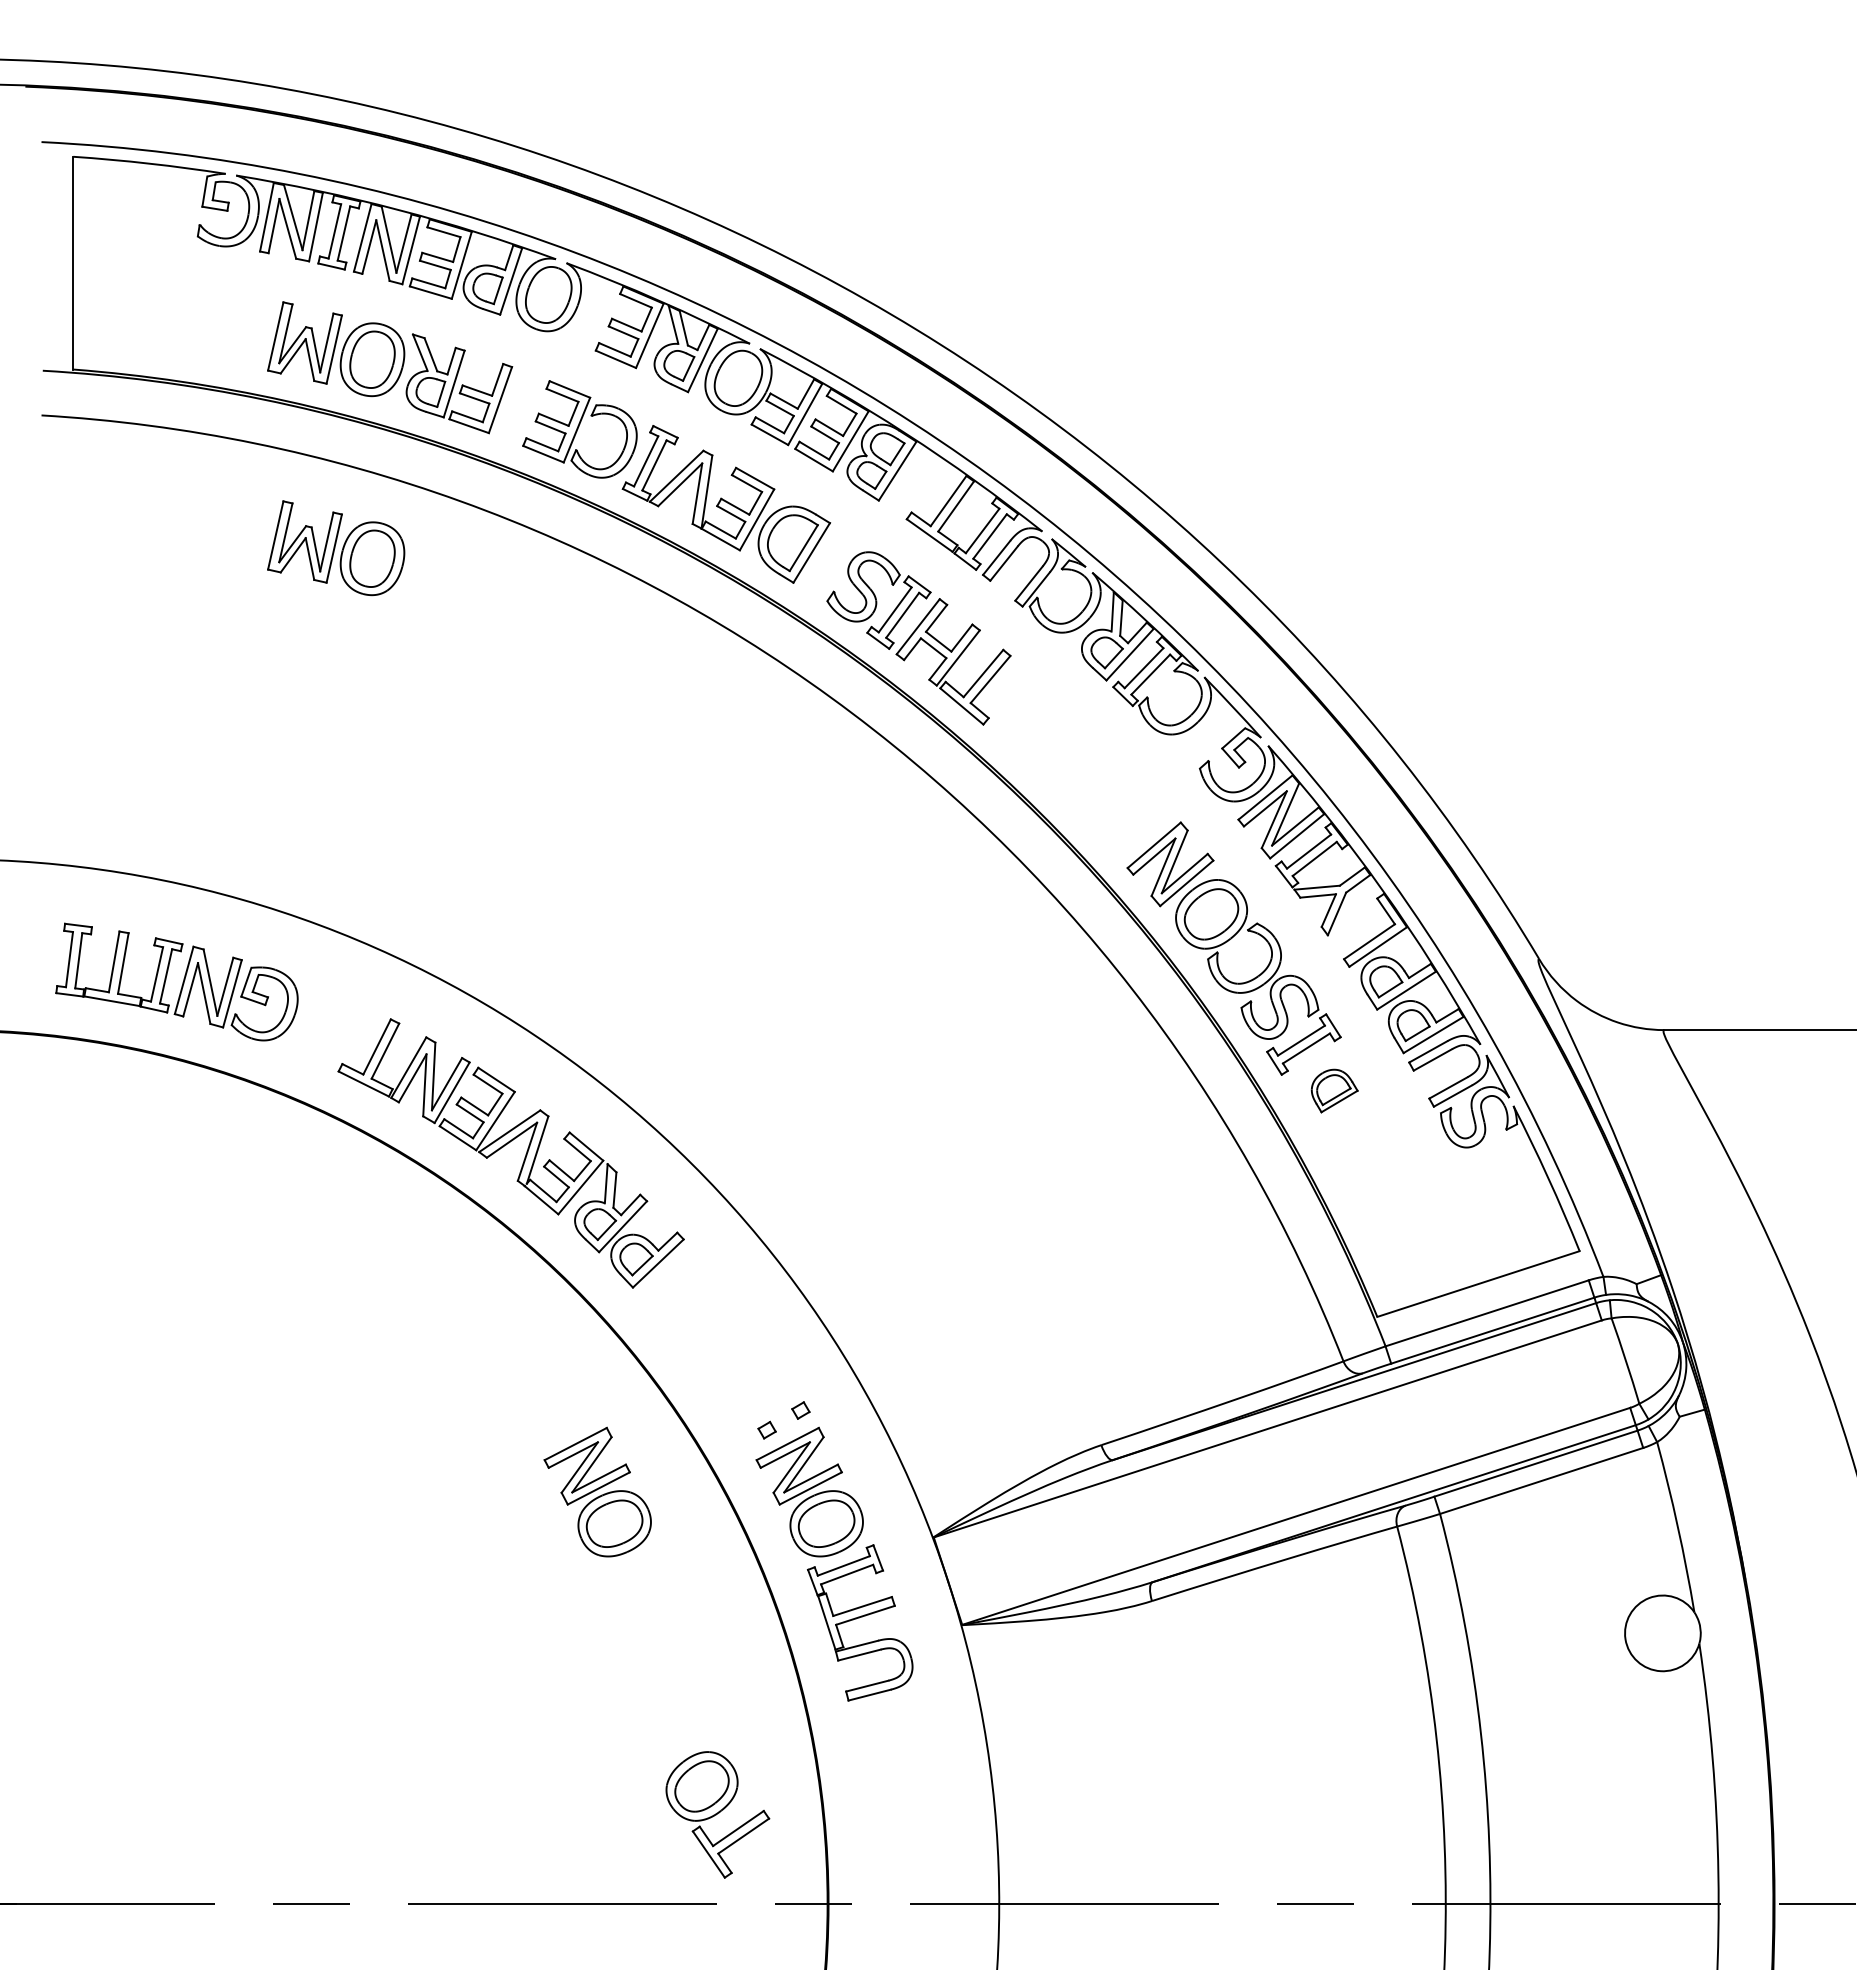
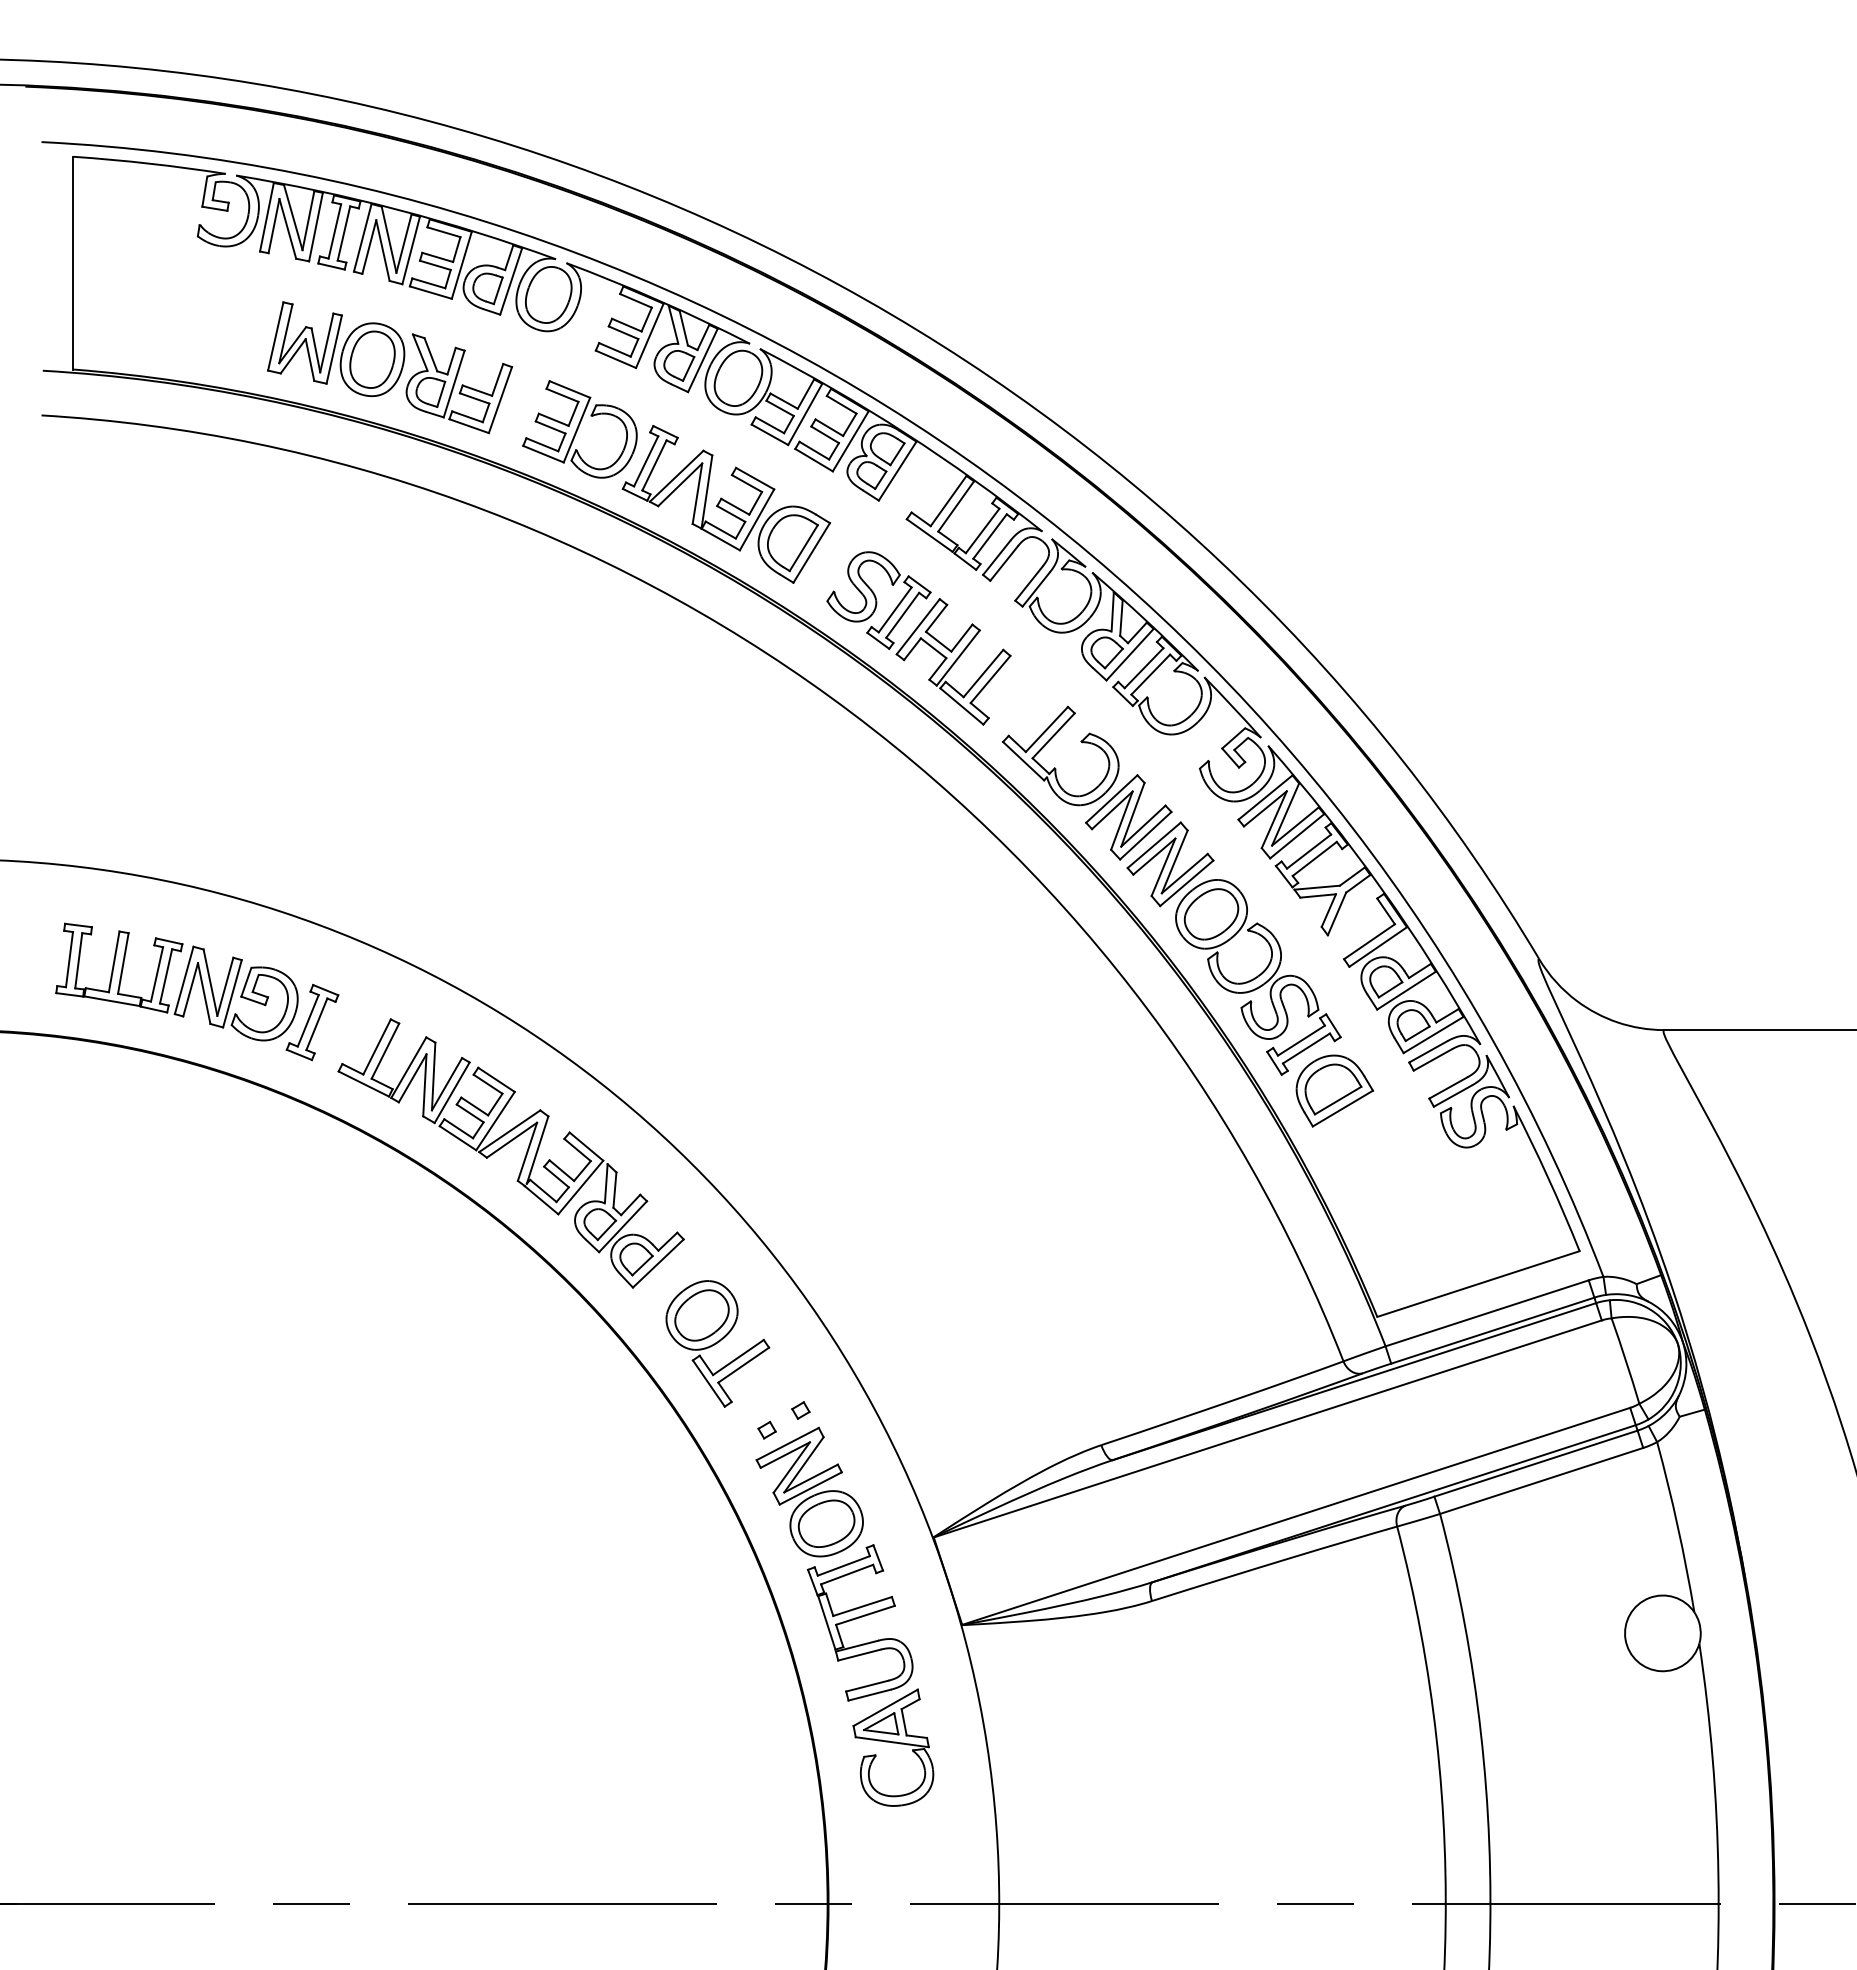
part: present -> none (336, 548)
part: none -> present (1092, 789)
part: none -> present (312, 1022)
part size: 49x46 px -> 79x74 px (1334, 1090)
part: present -> none (597, 1491)
part: none -> present (893, 1747)
part position: (717, 1814) -> (717, 1343) (717, 1343)
